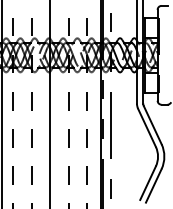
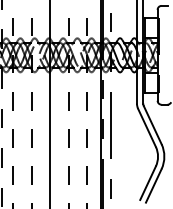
line: solid -> dashed (2, 104)
